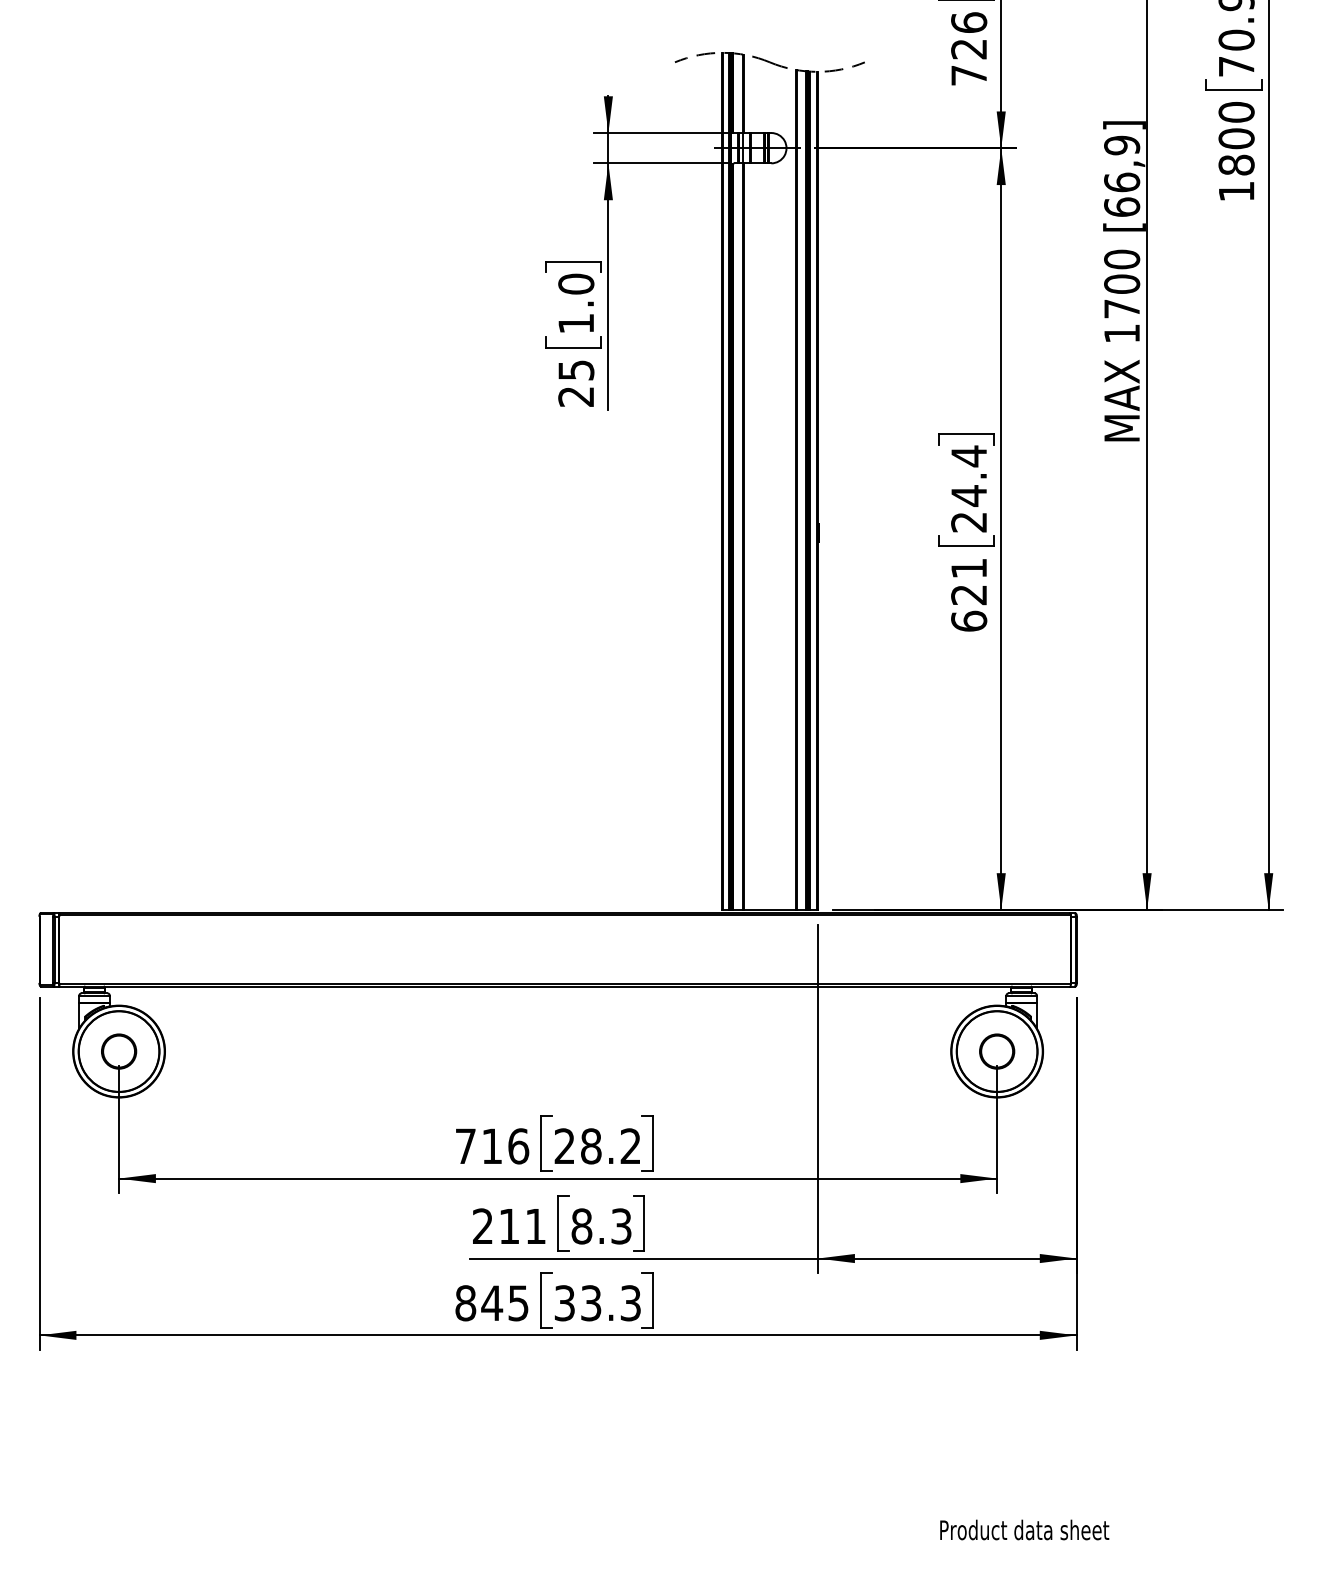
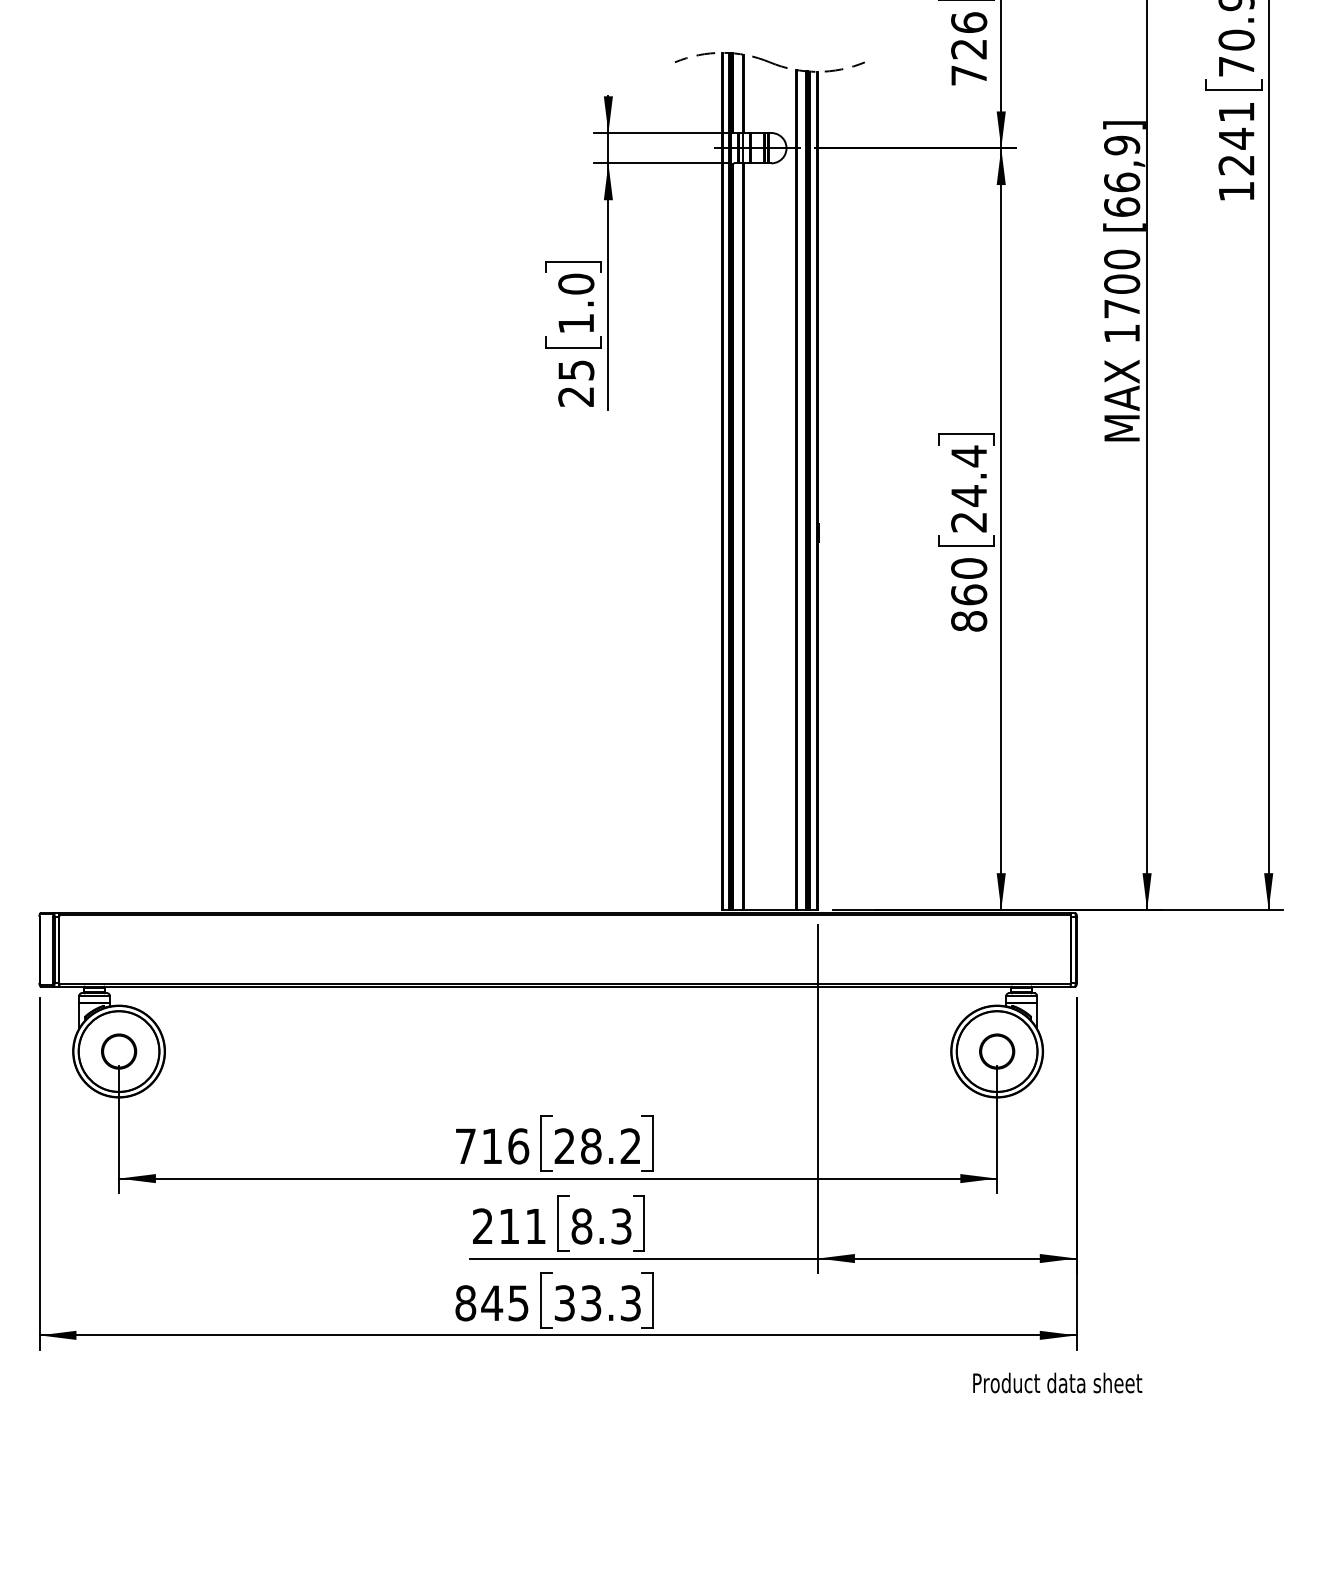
text: 1800 -> 1241 (1236, 138)
text: 621 -> 860 (969, 594)
text position: (1024, 1529) -> (1057, 1382) (1057, 1382)
